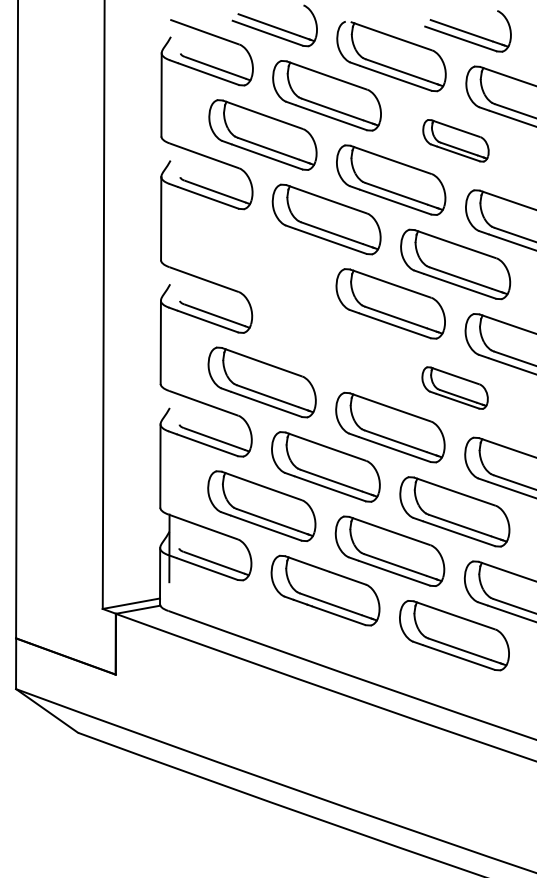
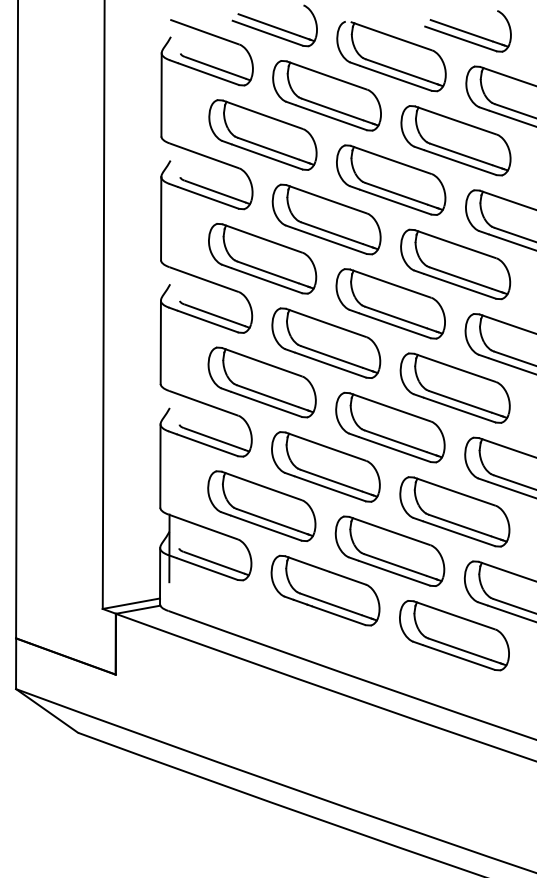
part size: 68x44 px -> 112x72 px (455, 140)
part: none -> present (262, 258)
part: none -> present (326, 342)
part size: 68x44 px -> 112x72 px (454, 387)
